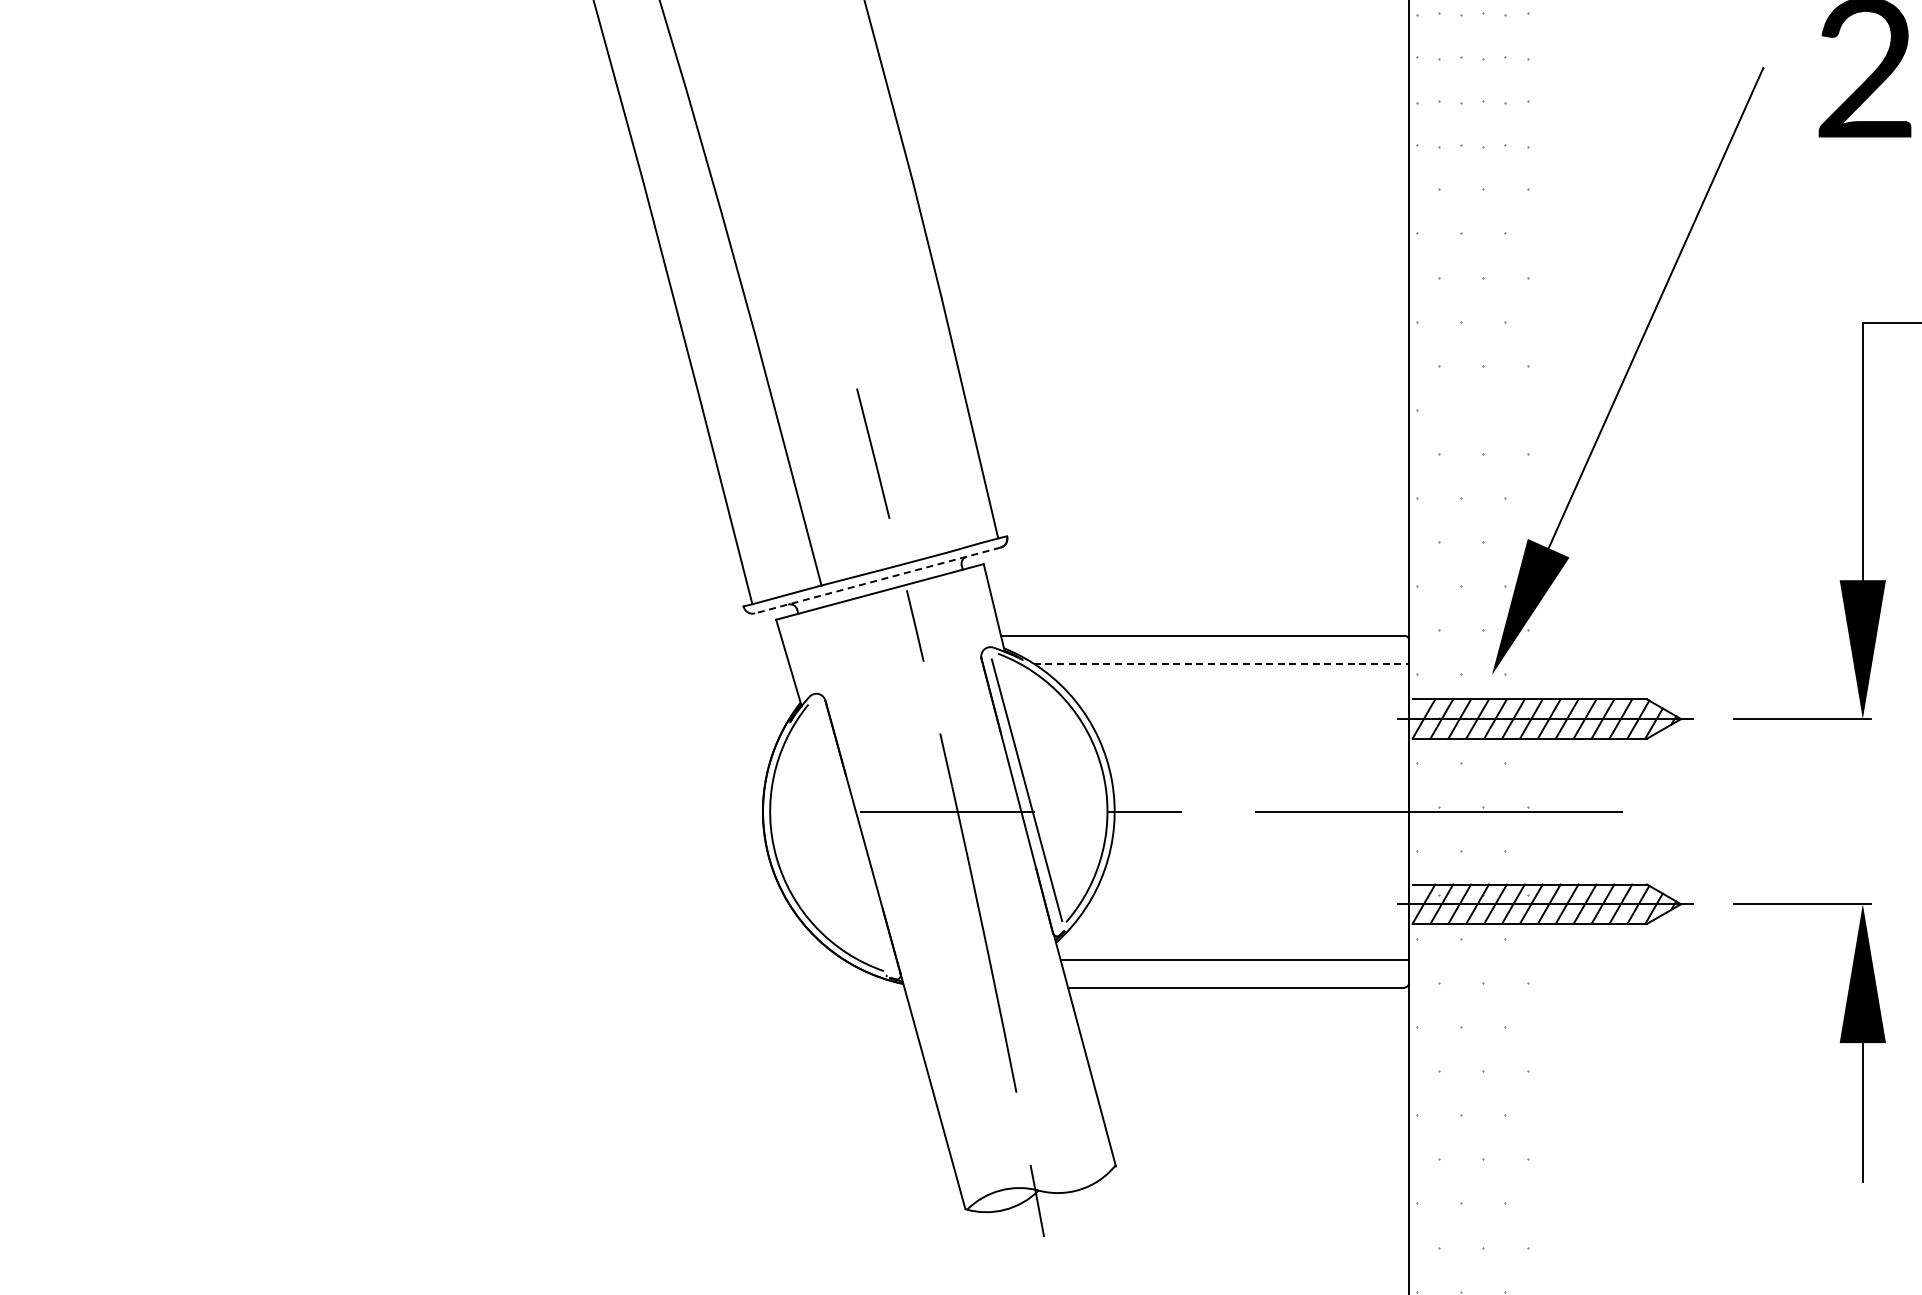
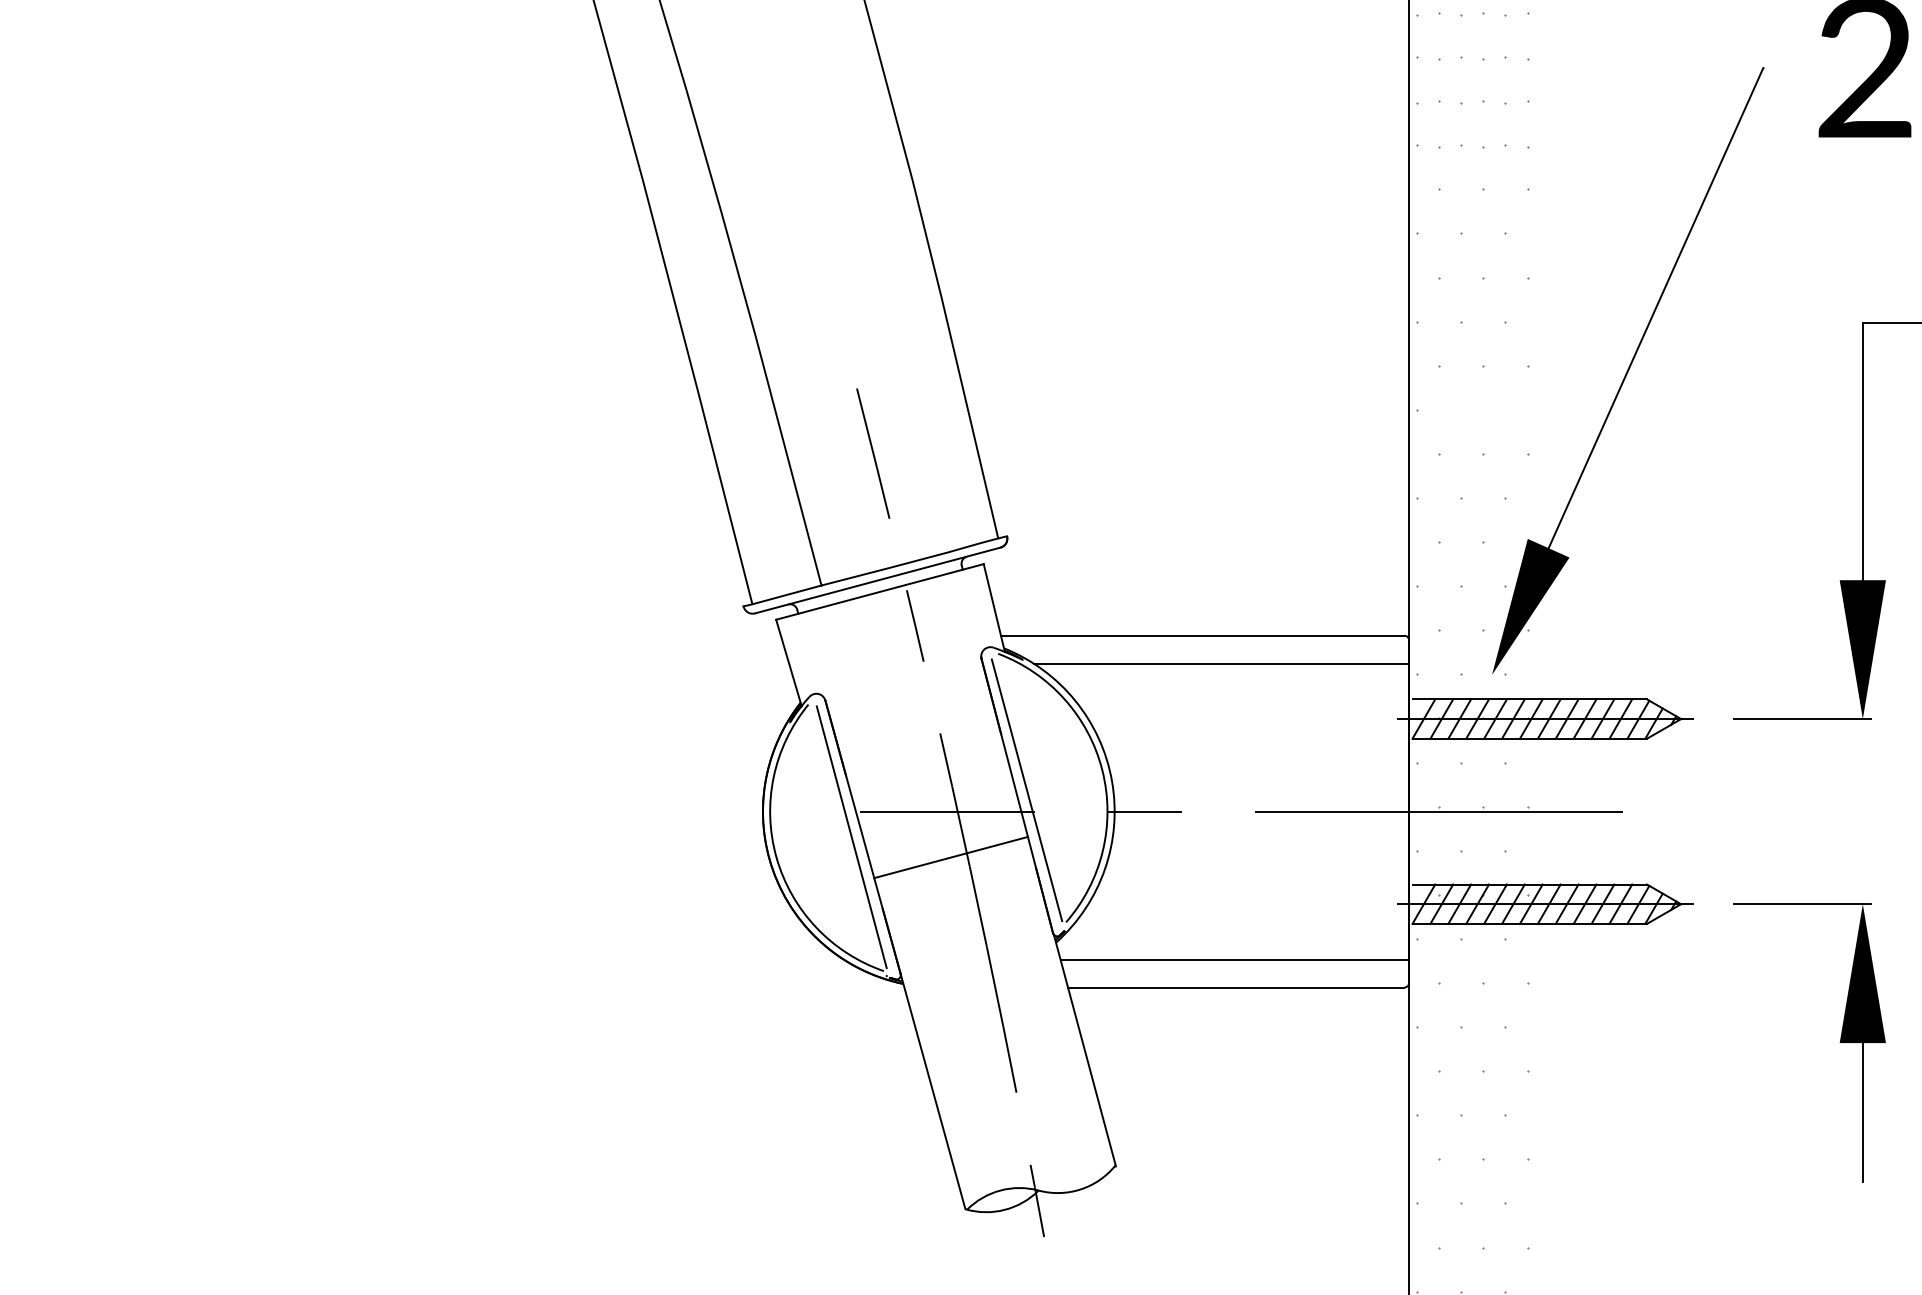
line: dashed -> solid (877, 580)
line: dashed -> solid (1221, 663)
line: none -> present (851, 837)
line: none -> present (950, 857)
